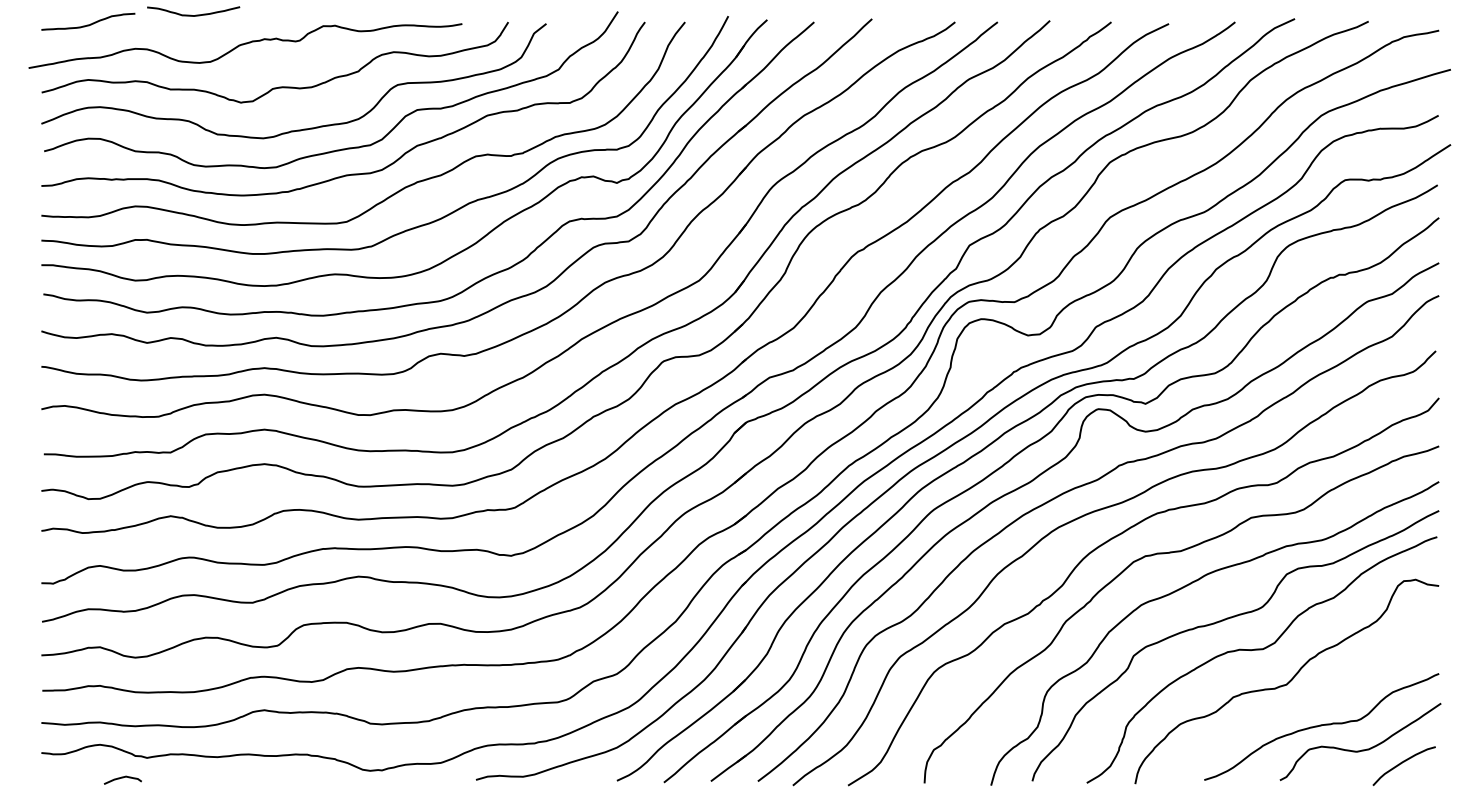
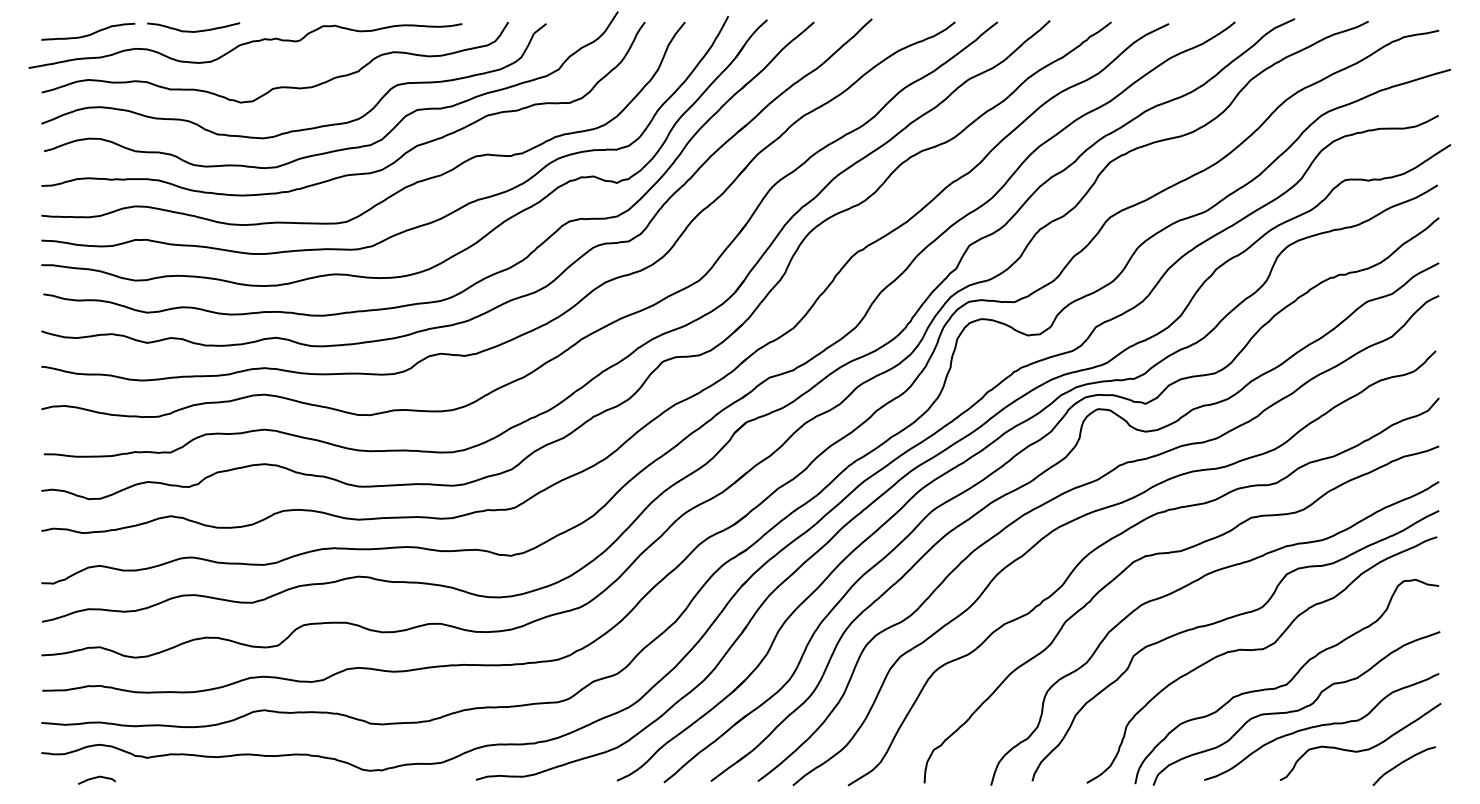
curve position: (195, 14) -> (195, 30) (195, 30)
curve position: (90, 23) -> (90, 33) (90, 33)
curve: none -> present (1297, 709)
curve position: (122, 778) -> (96, 778) (96, 778)
